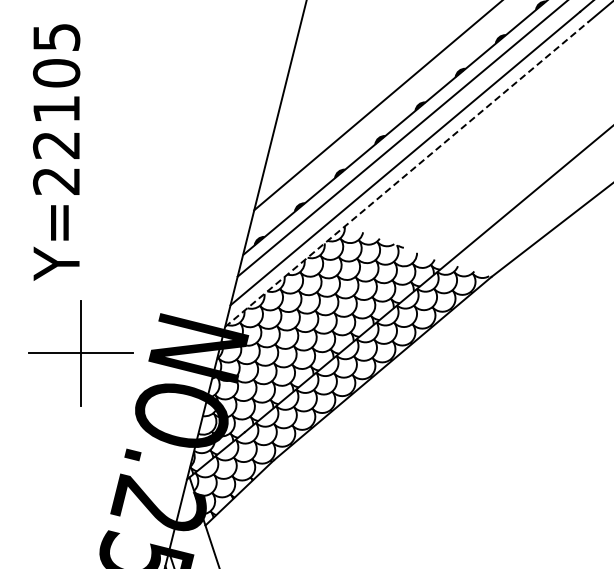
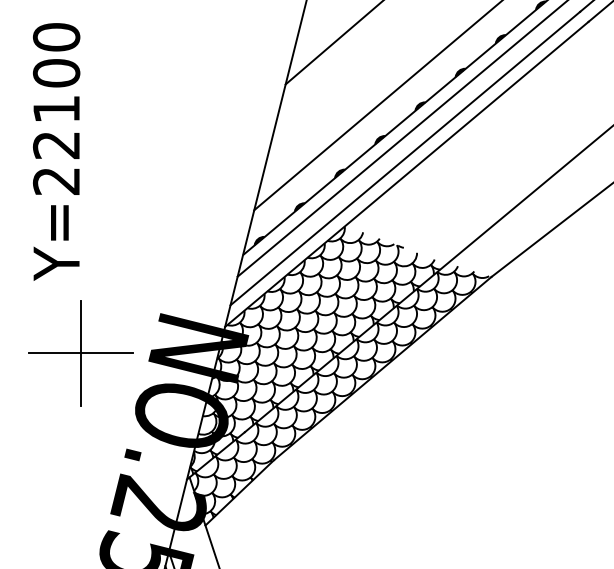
text: Y=22105 -> Y=22100 (56, 37)
line: none -> present (333, 43)
line: dashed -> solid (407, 174)
